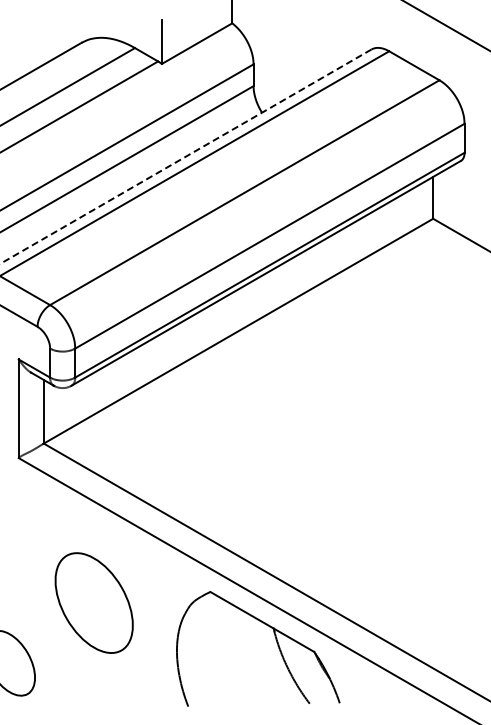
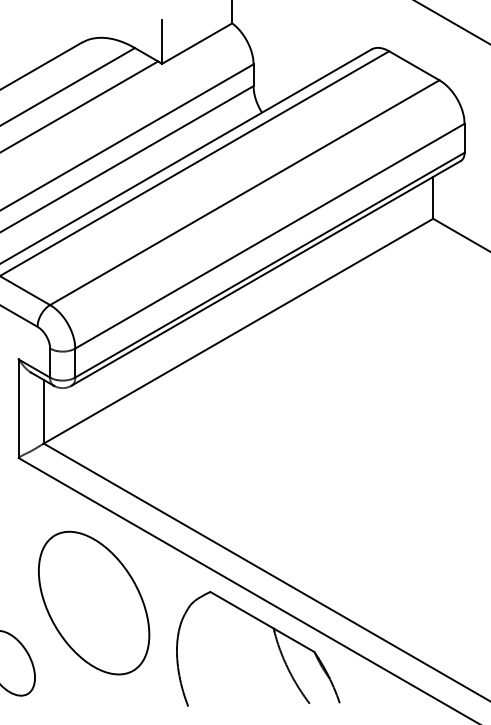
line position: (446, 25) -> (452, 22) (452, 22)
line: dashed -> solid (185, 156)
part size: 80x102 px -> 113x146 px (94, 602)
